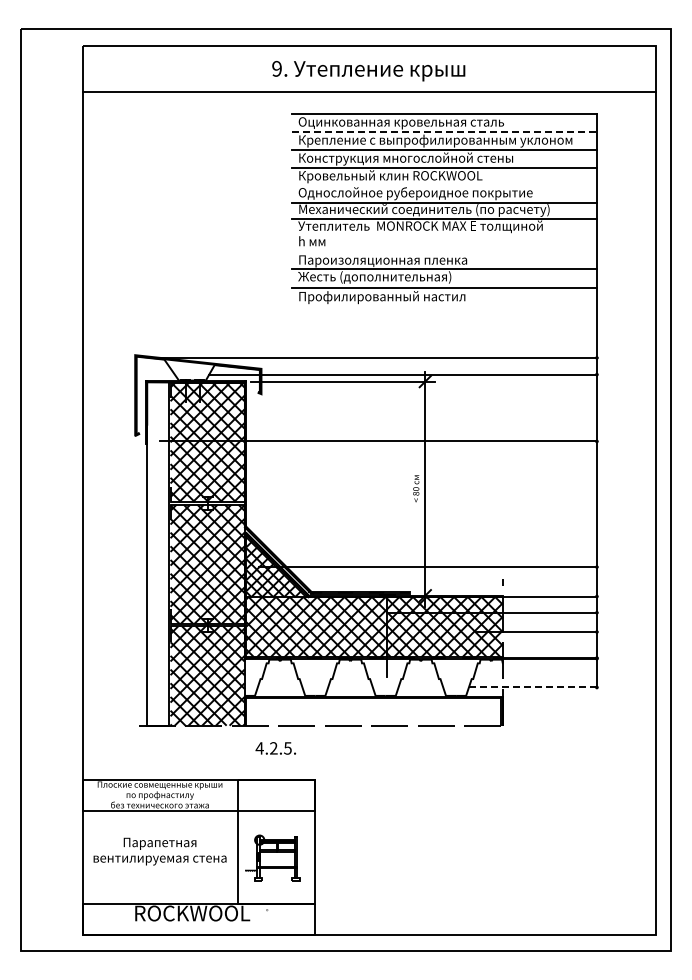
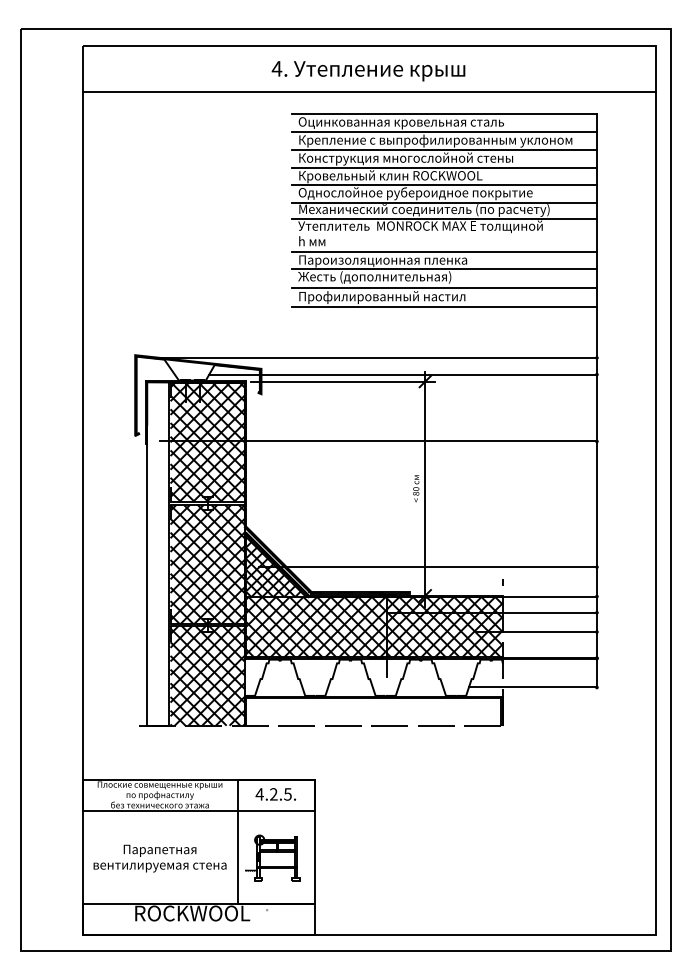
text: 9. -> 4. (276, 68)
line: dashed -> solid (444, 132)
line: none -> present (443, 185)
line: none -> present (443, 251)
line: none -> present (443, 306)
line: dashed -> solid (533, 687)
text position: (275, 748) -> (275, 794) (275, 794)
text position: (159, 851) -> (159, 858) (159, 858)
